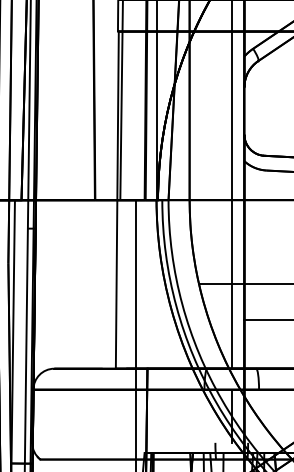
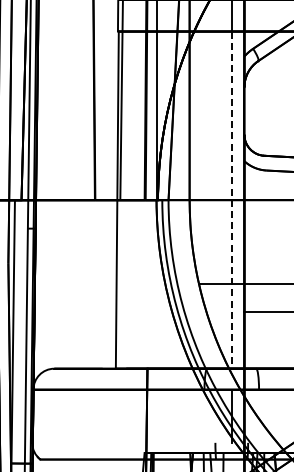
line: solid -> dashed (231, 200)
line position: (267, 319) -> (267, 311) (267, 311)
line: present -> none (135, 334)
